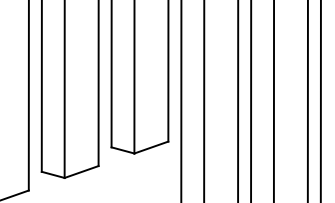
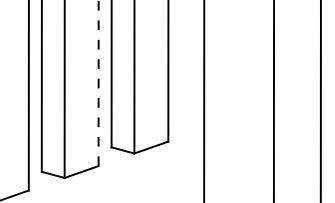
line: solid -> dashed (98, 83)
line: present -> none (181, 100)
line: present -> none (238, 100)
line: present -> none (251, 100)
line: present -> none (307, 100)
